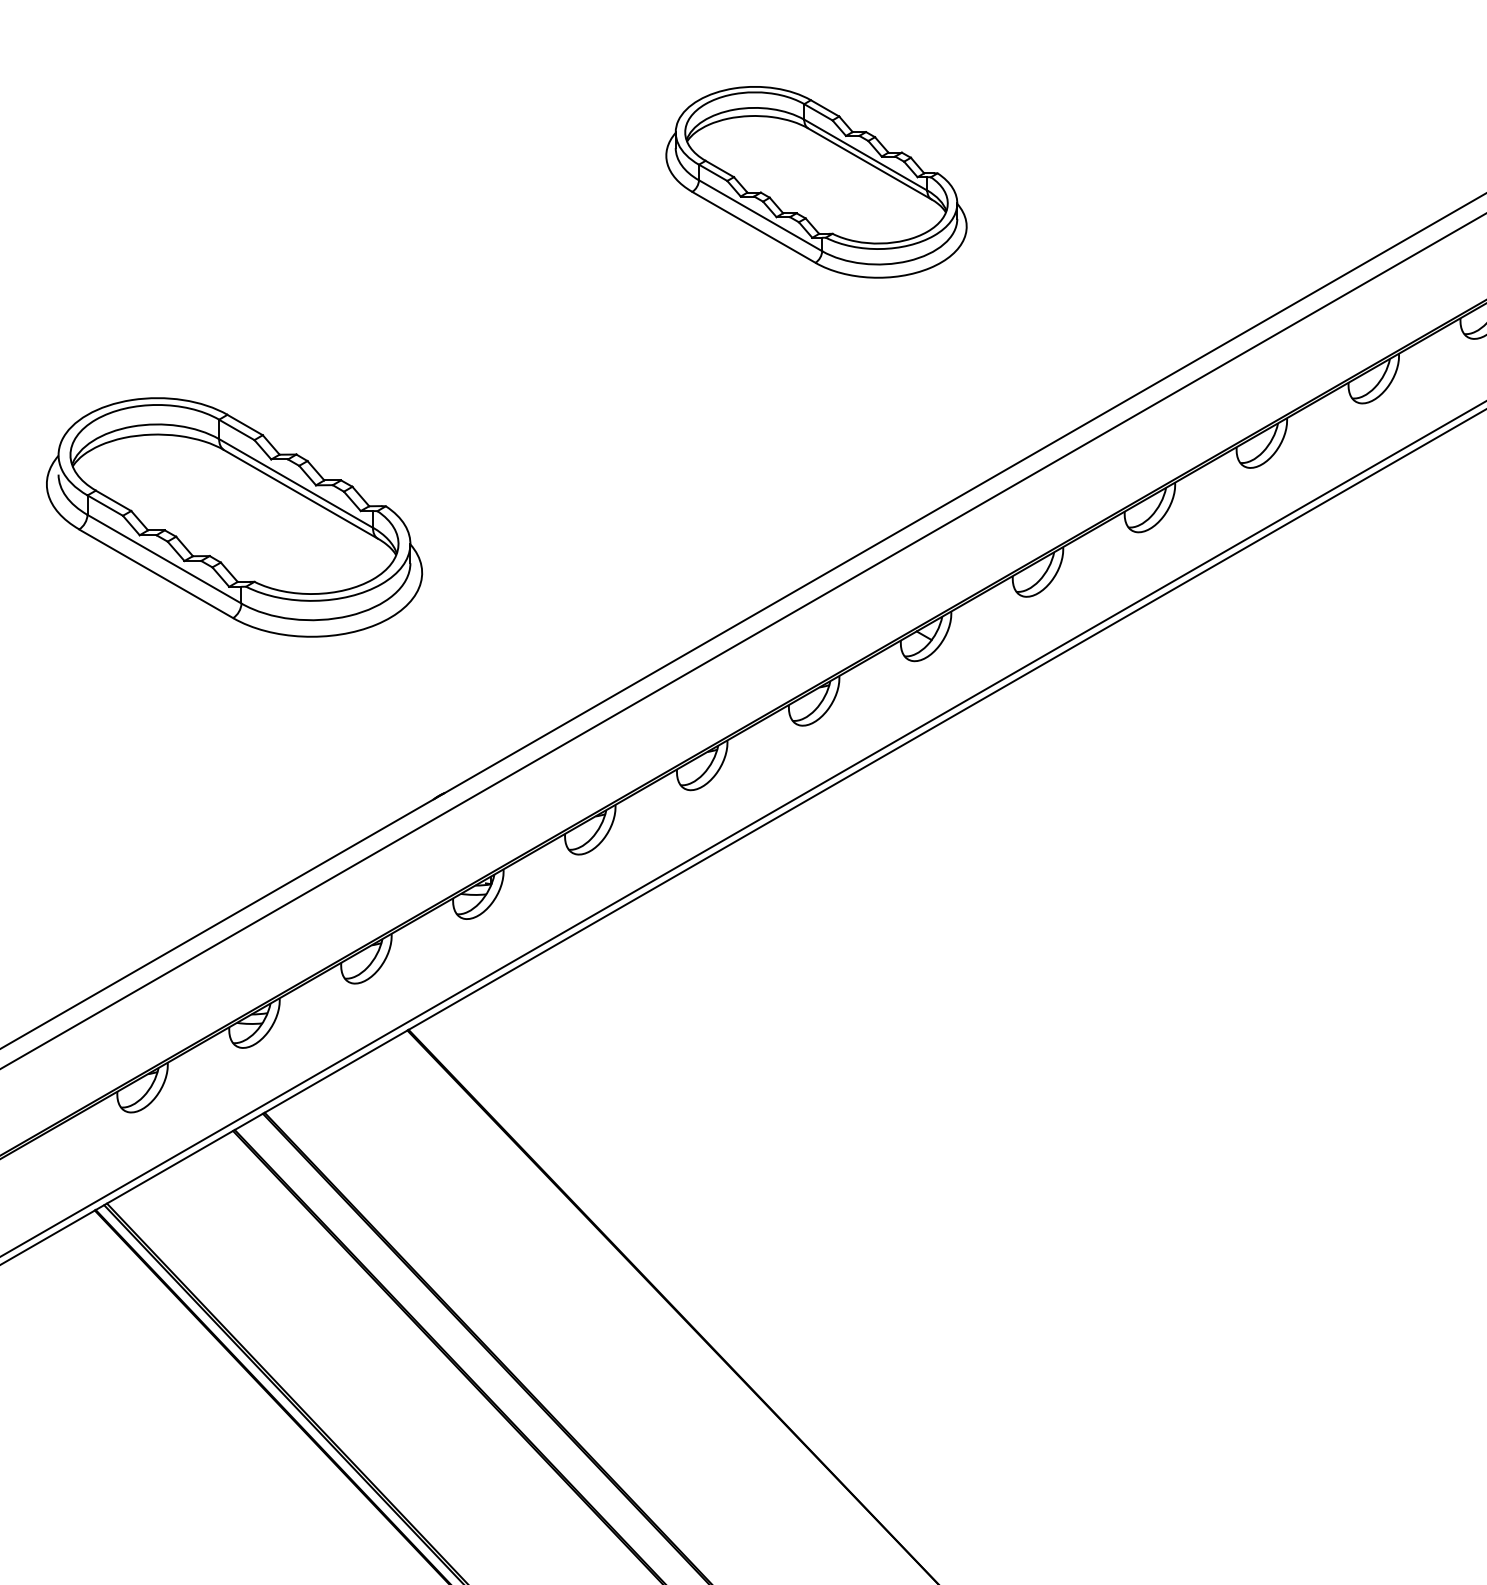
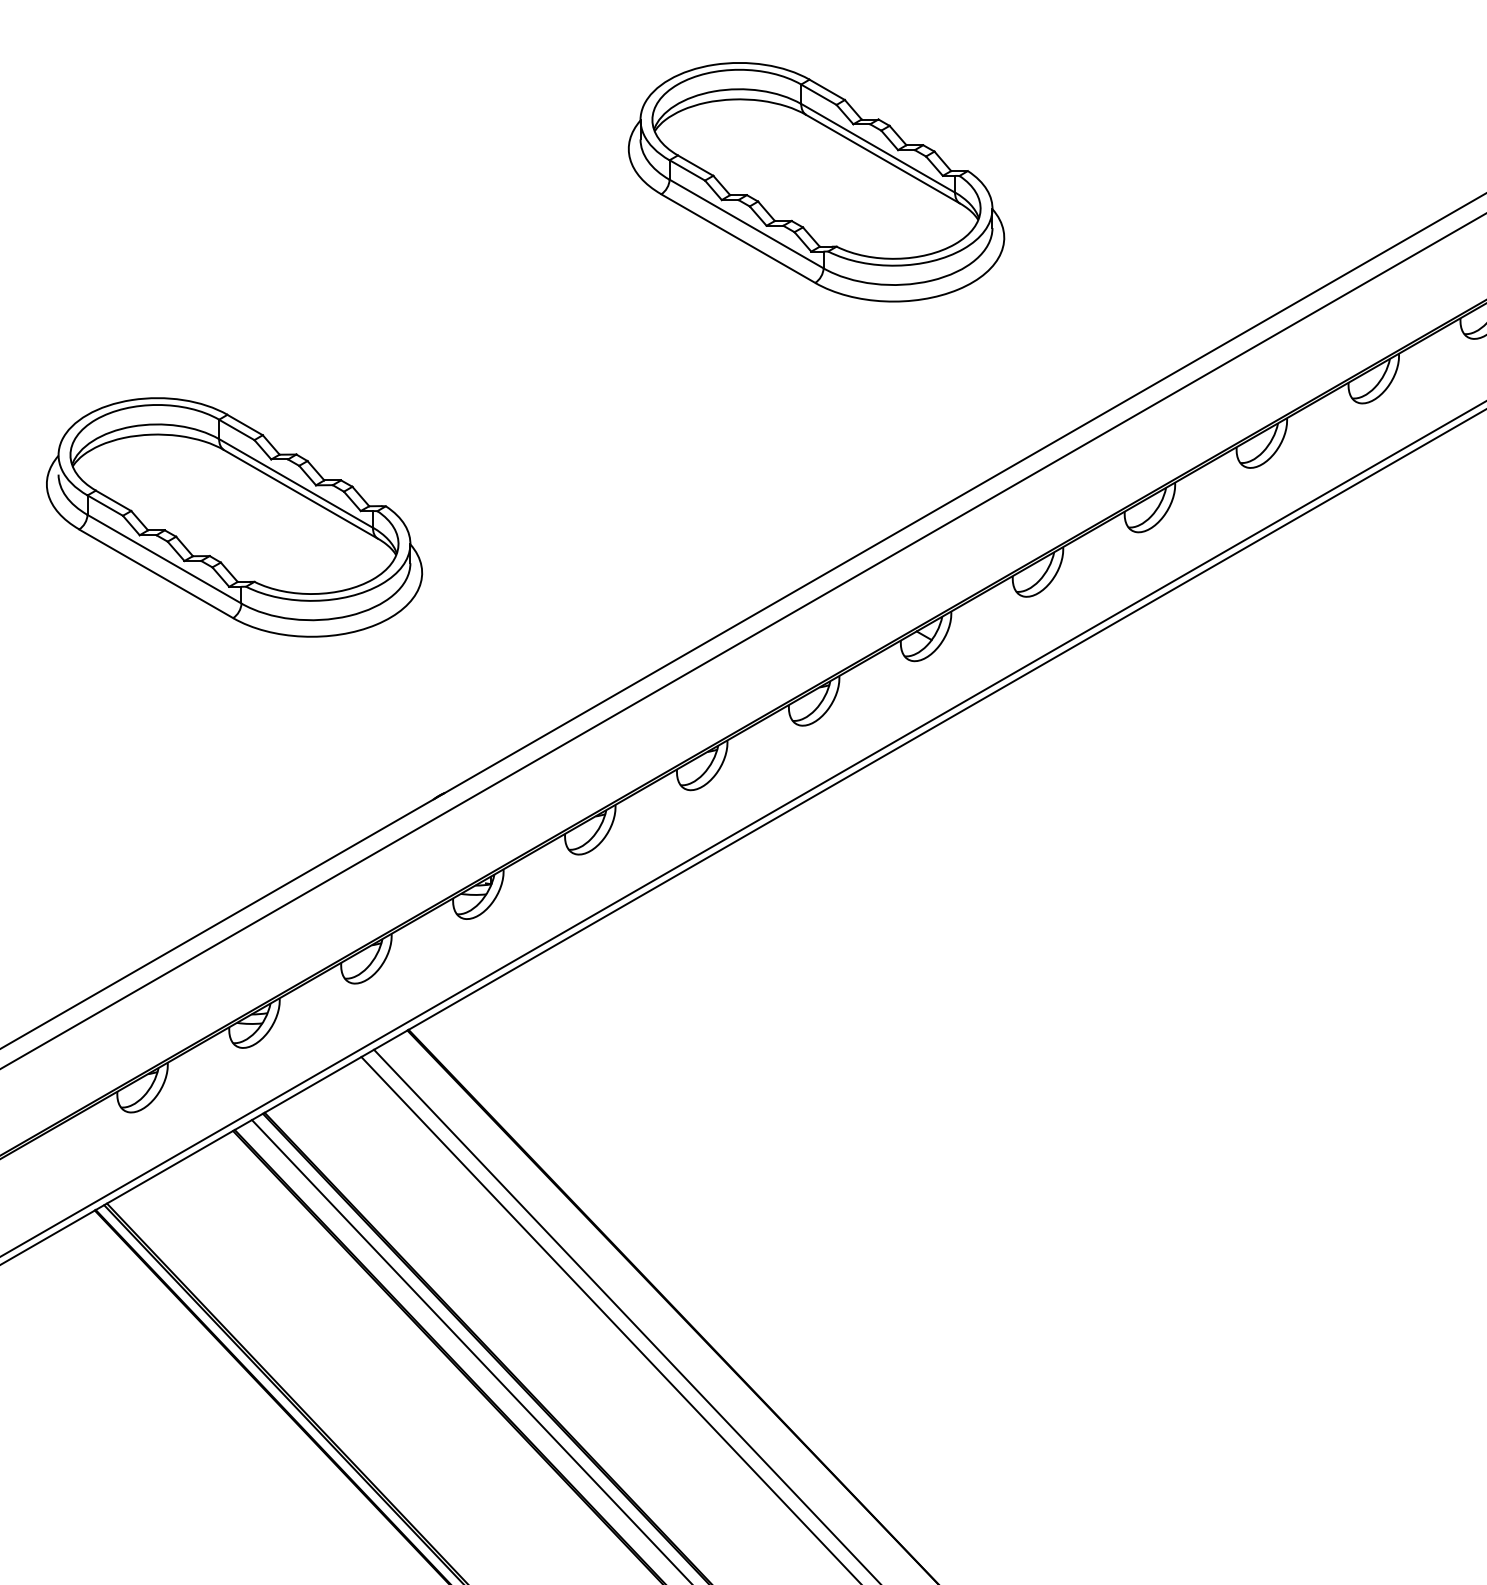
part size: 303x193 px -> 379x241 px (816, 182)
line: none -> present (626, 1315)
line: none -> present (609, 1319)
line: none -> present (470, 1350)
